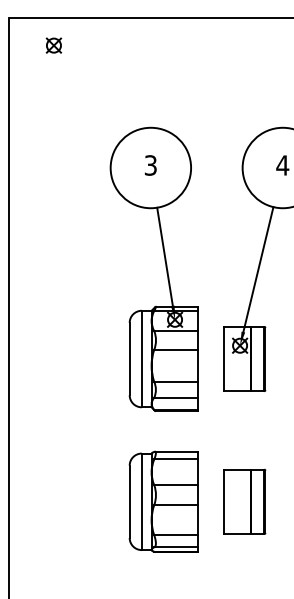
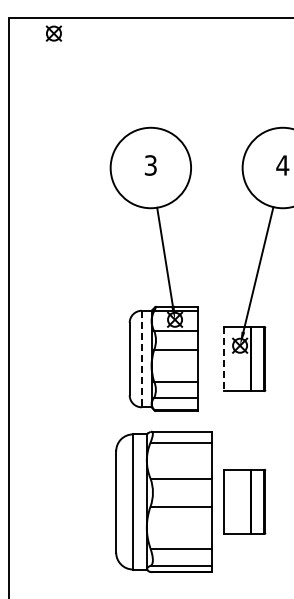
part position: (53, 45) -> (53, 33) (53, 33)
line: solid -> dashed (141, 359)
line: solid -> dashed (224, 359)
part size: 71x103 px -> 98x144 px (163, 501)
